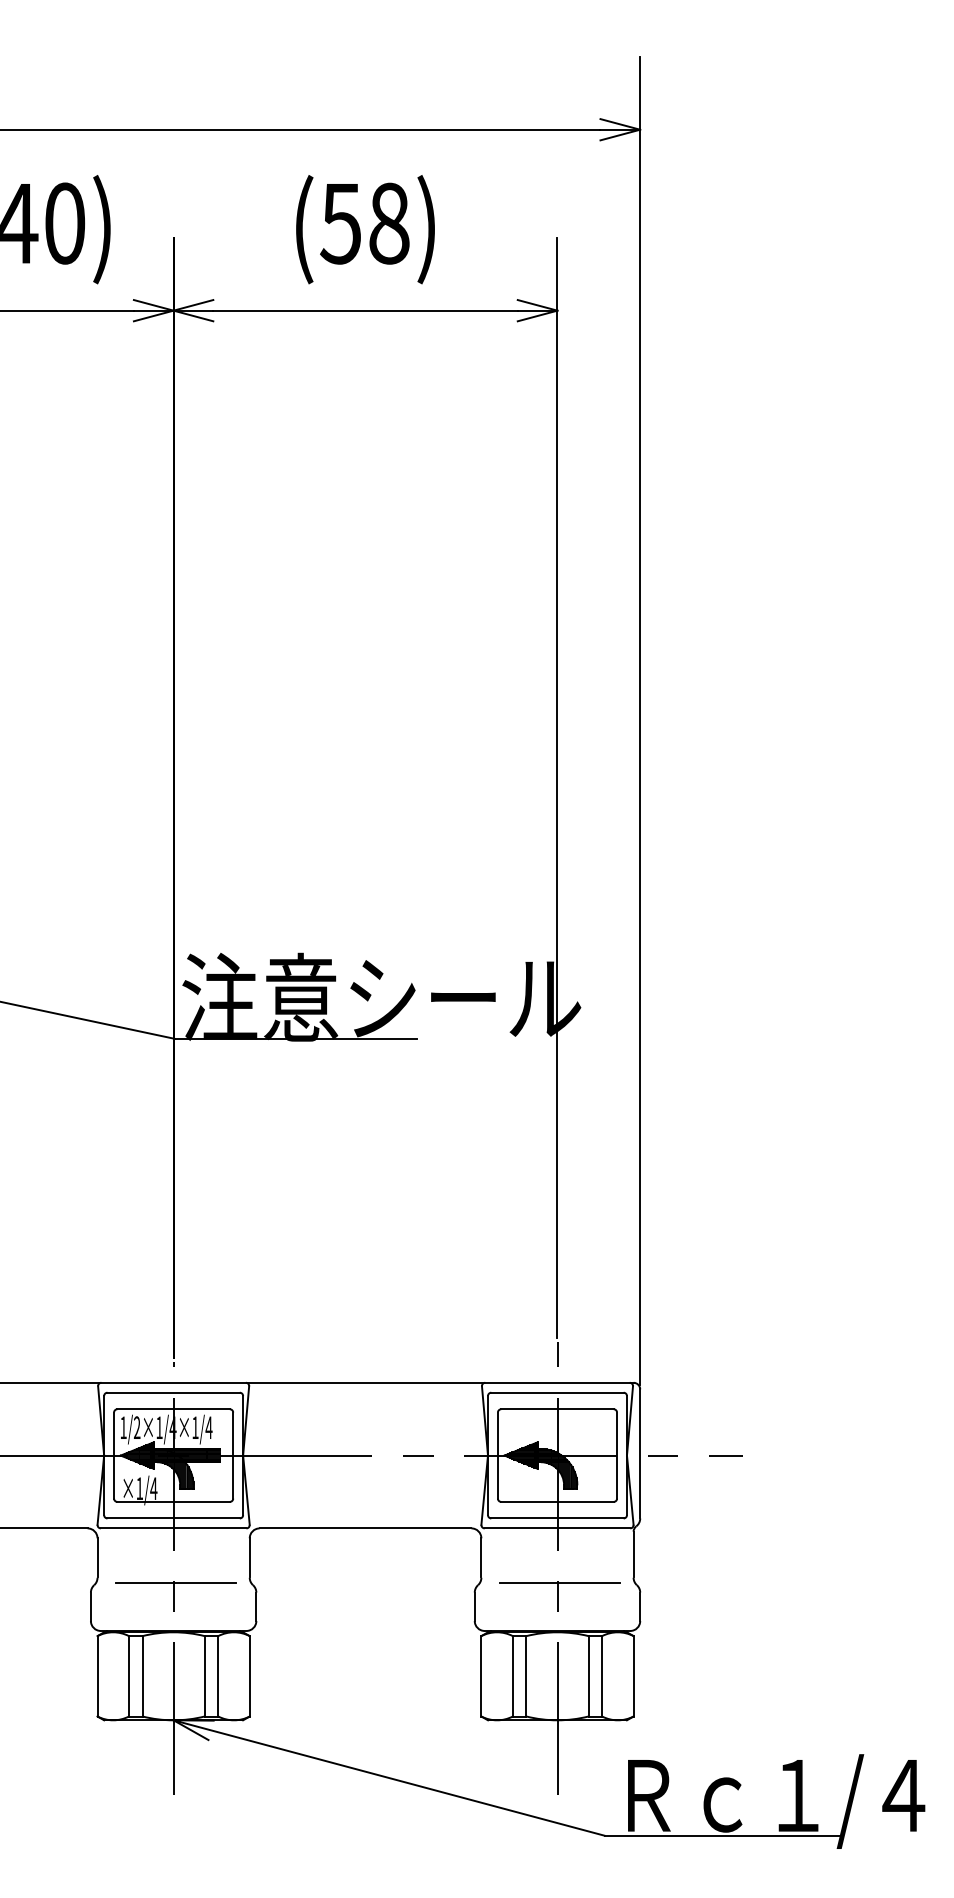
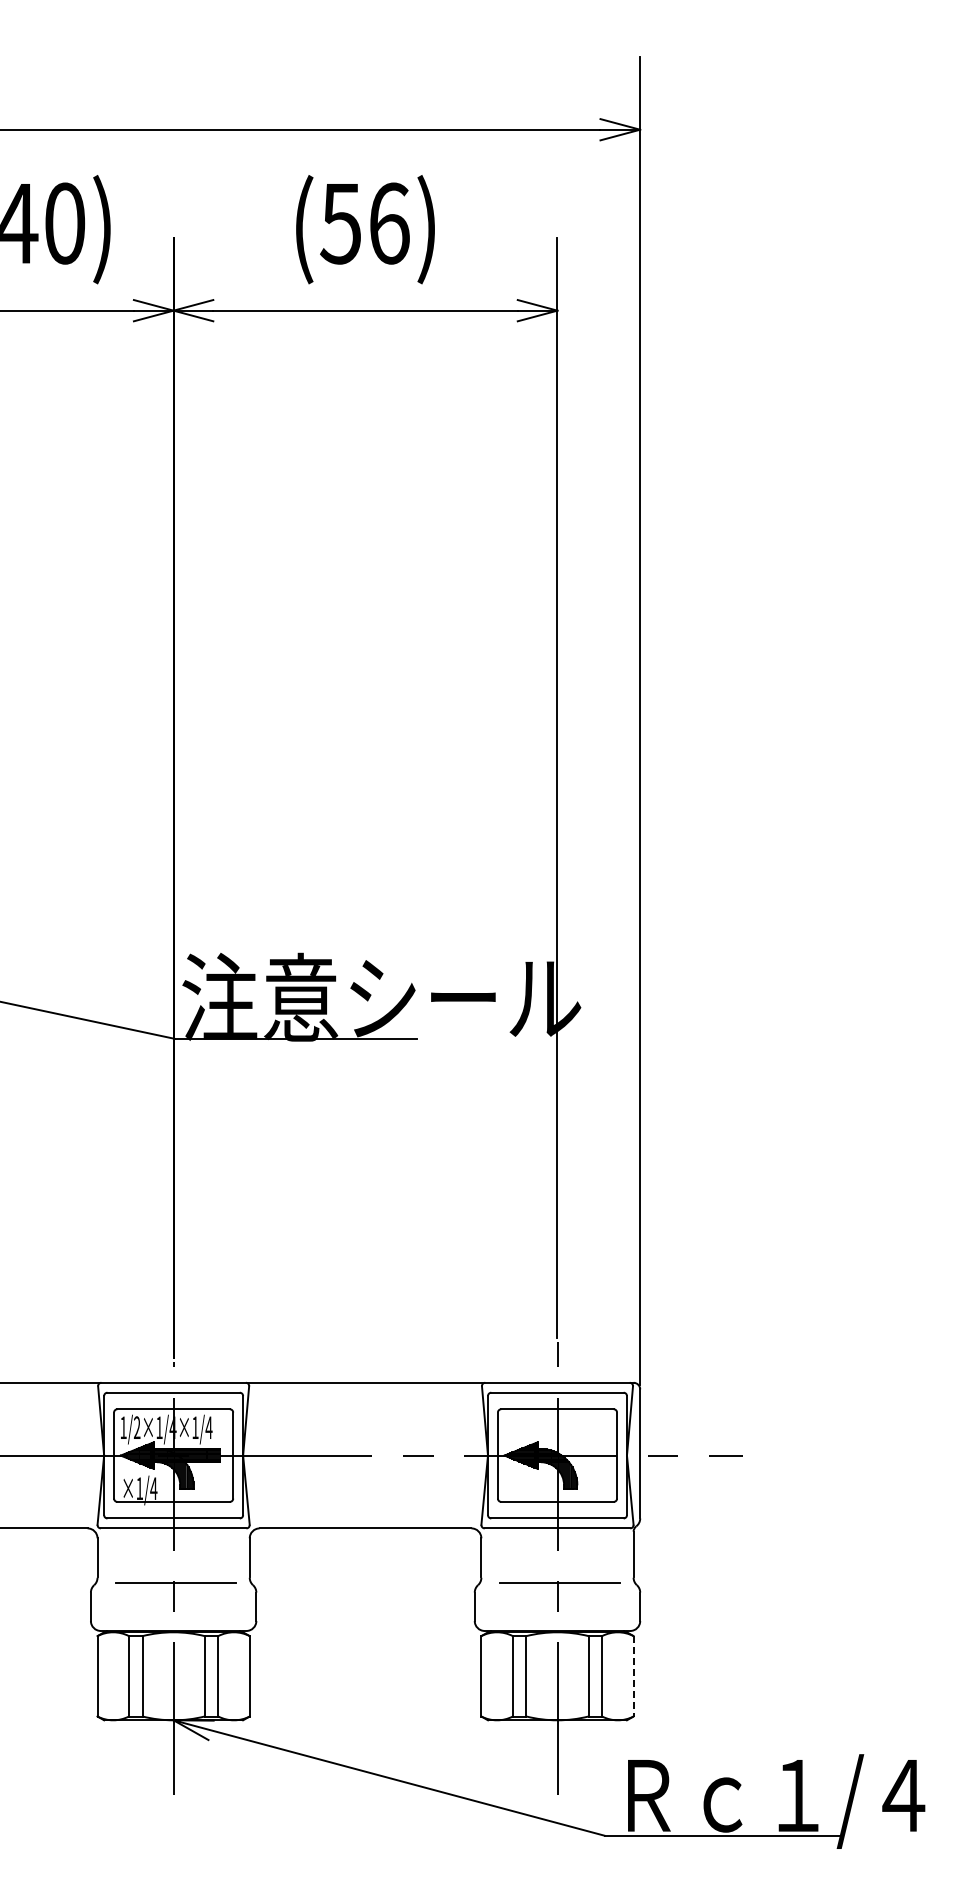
text: (58) -> (56) (389, 223)
line: solid -> dashed (633, 1676)
